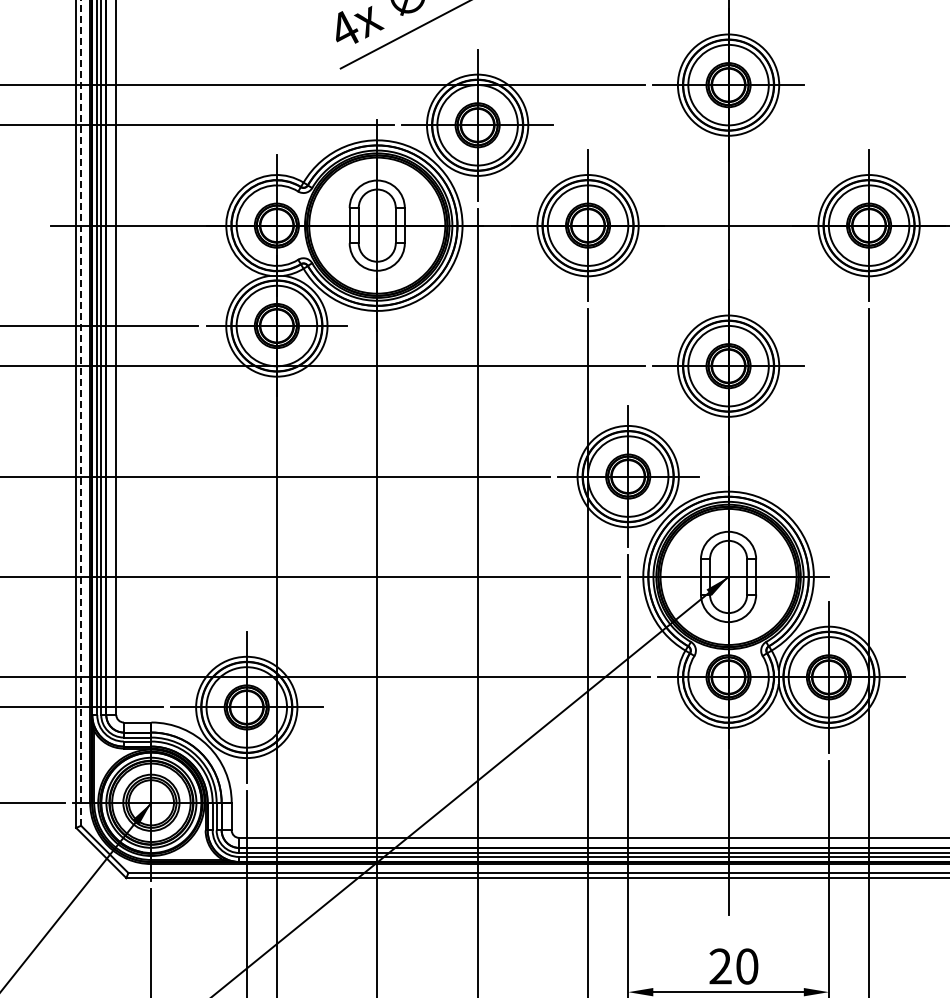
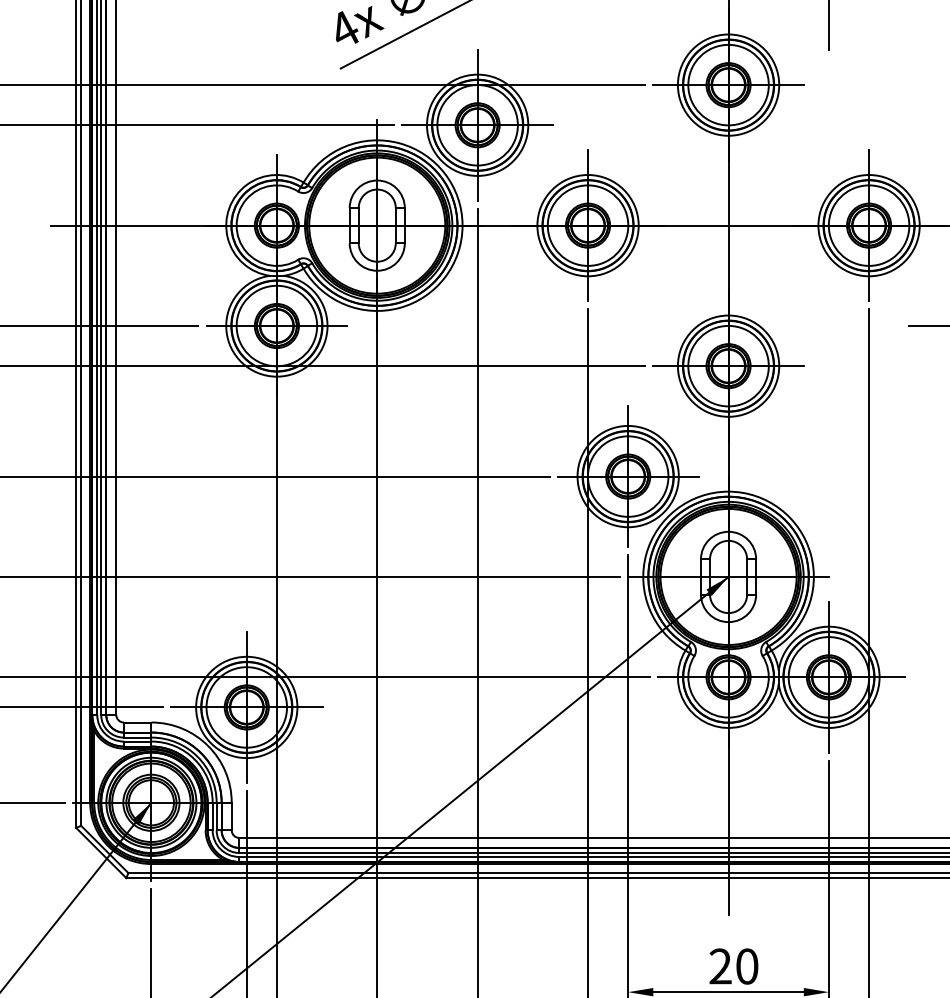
line: none -> present (828, 26)
line: none -> present (927, 326)
line: dashed -> solid (81, 413)
